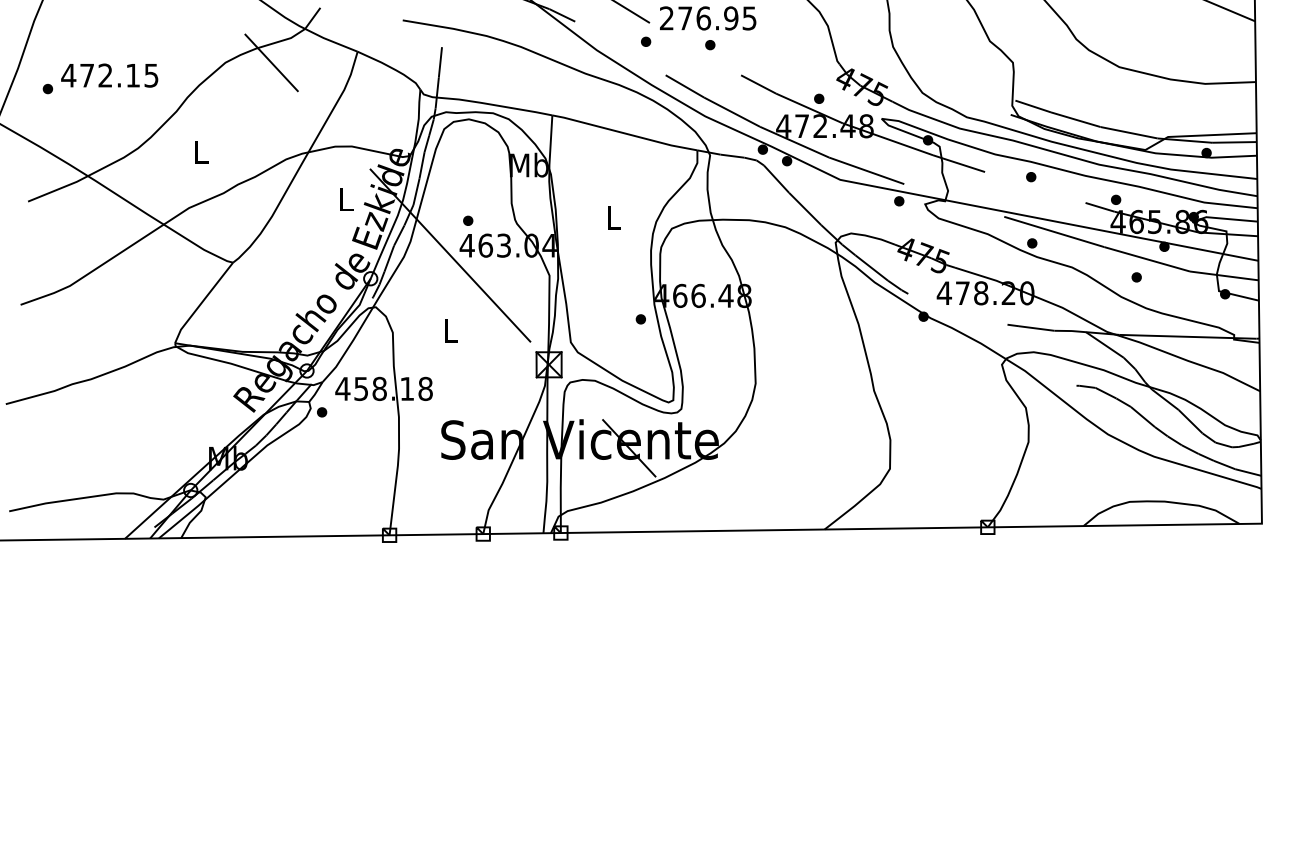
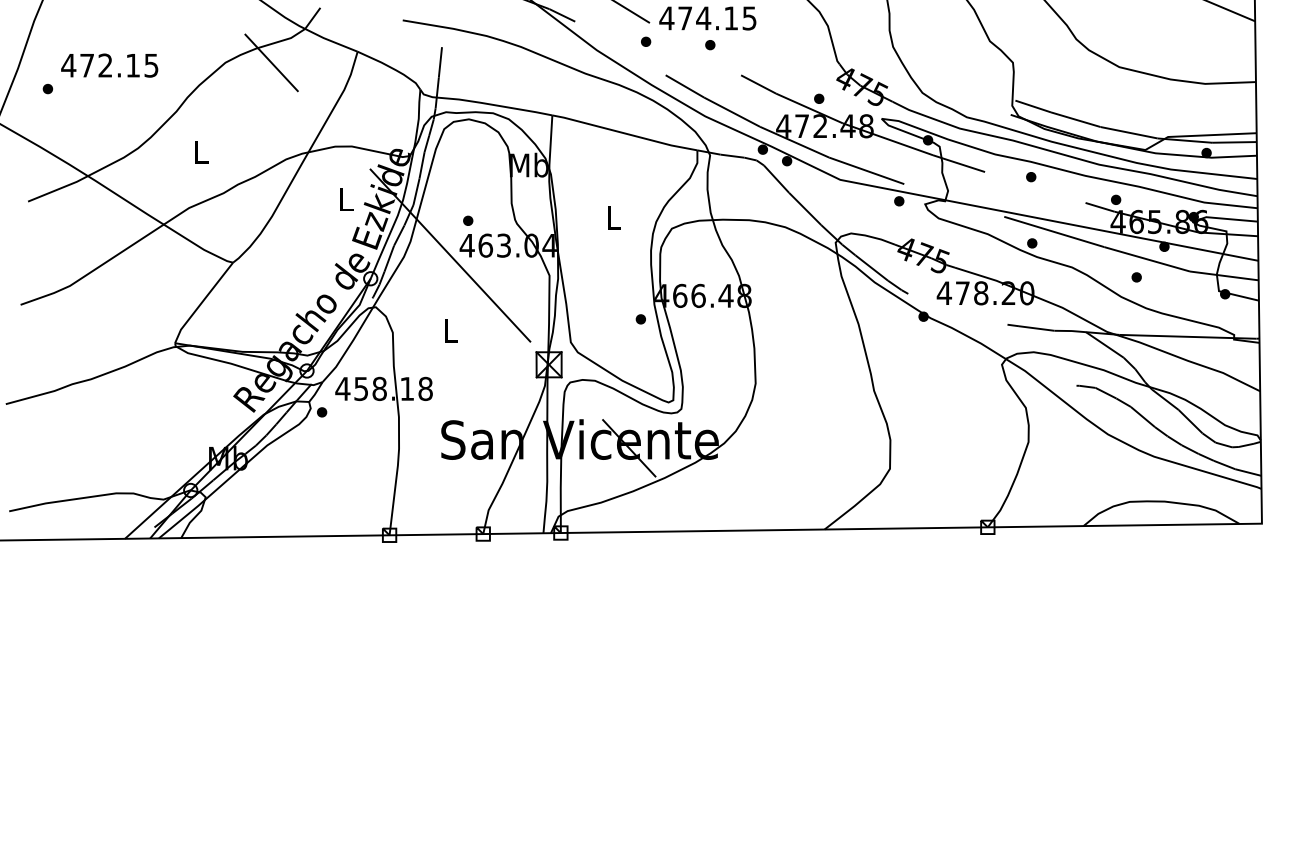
text: 276.95 -> 474.15 (698, 18)
text position: (109, 75) -> (109, 65) (109, 65)
